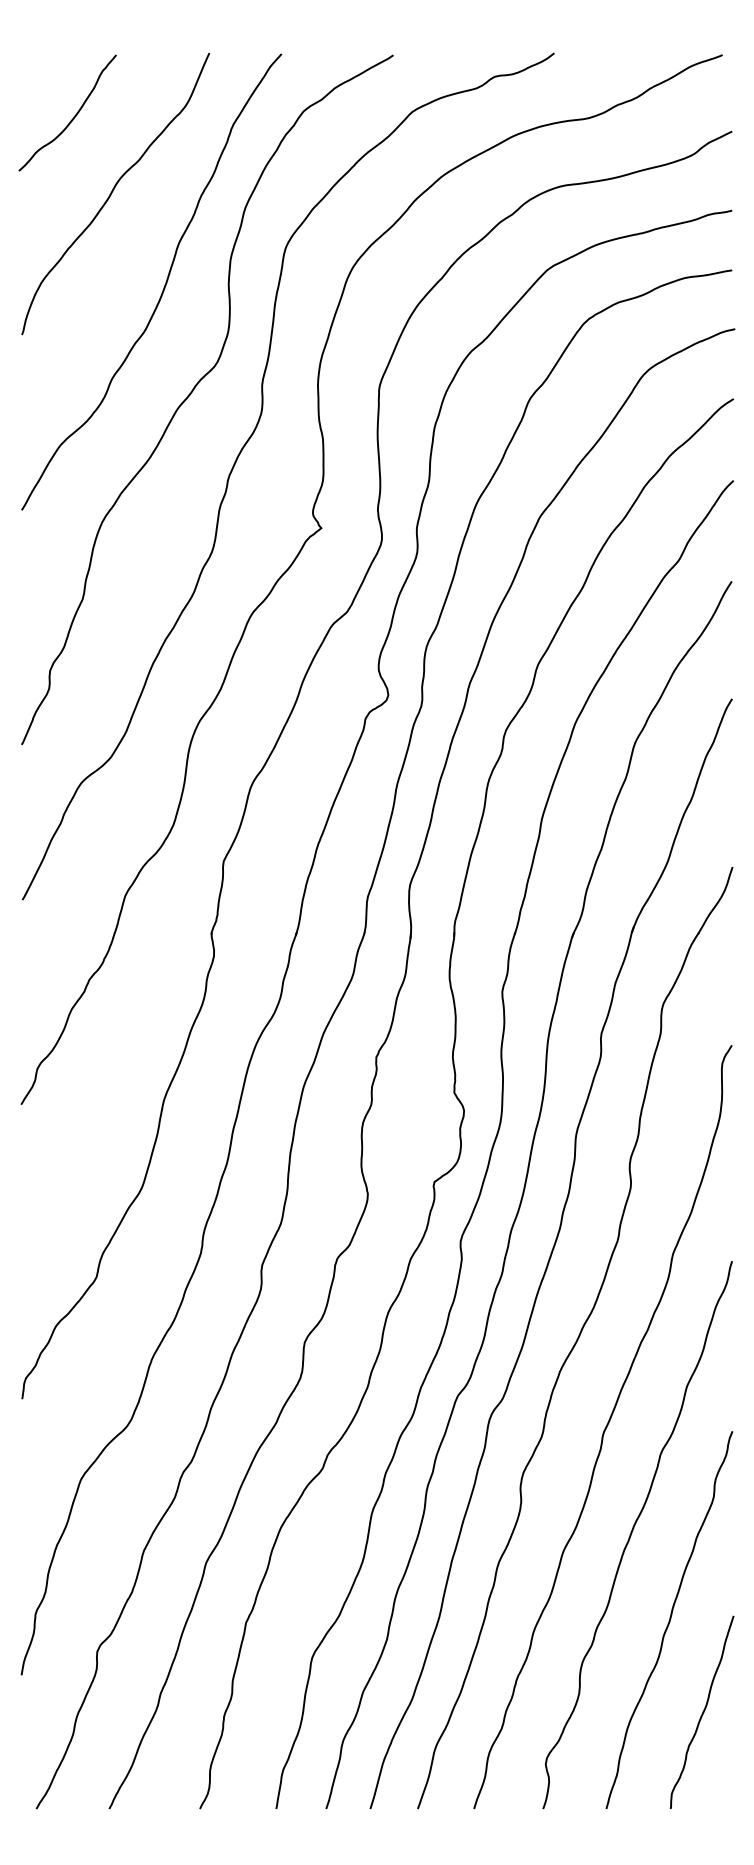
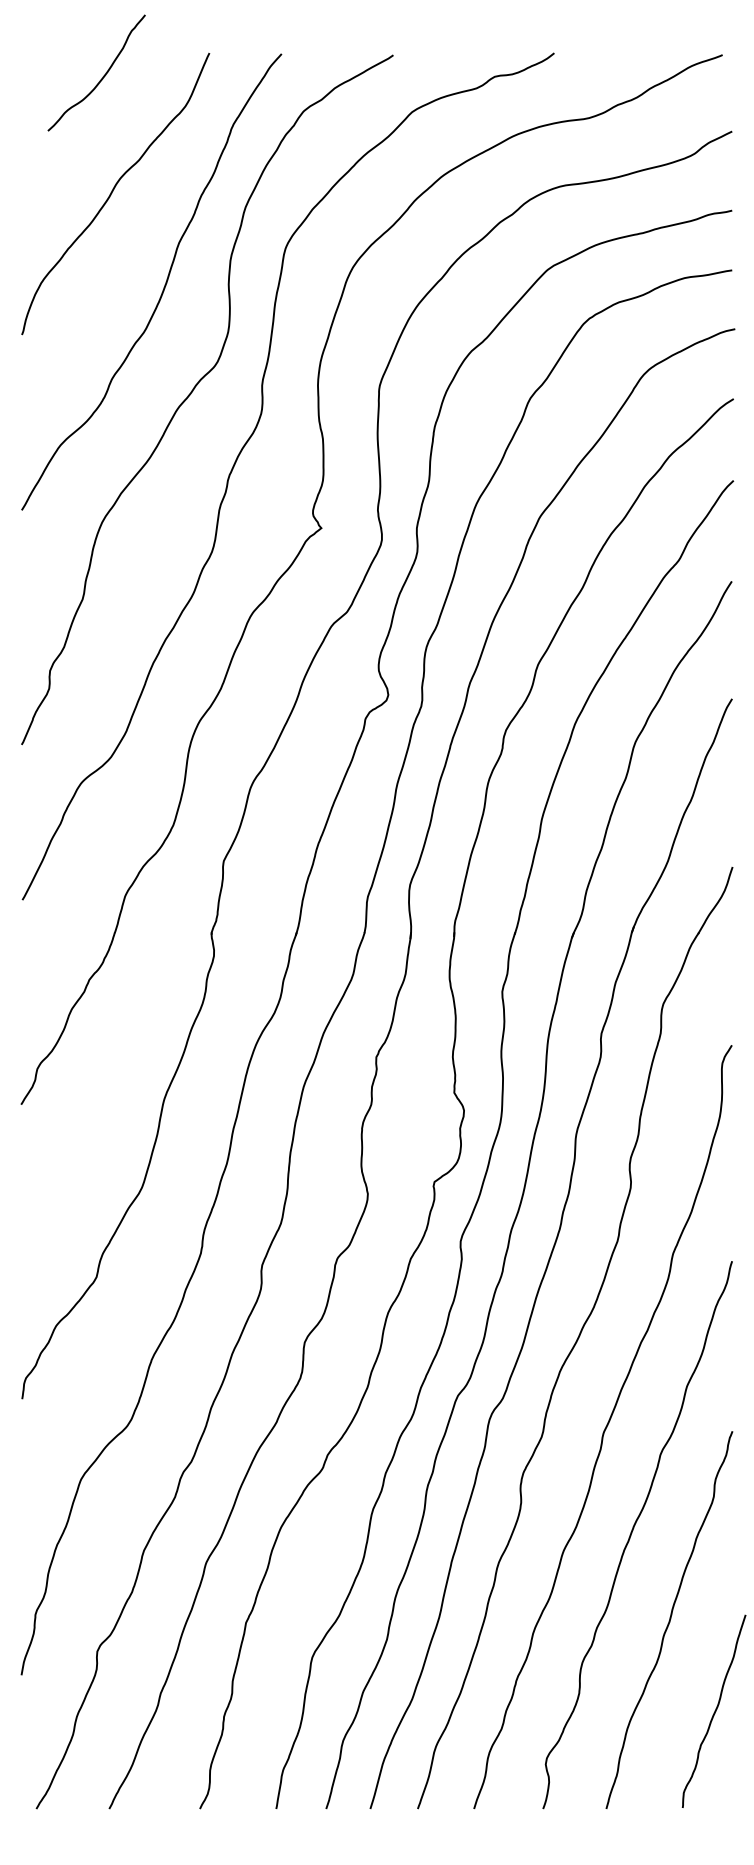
curve position: (73, 116) -> (102, 76) (102, 76)
curve position: (702, 1711) -> (714, 1710) (714, 1710)
